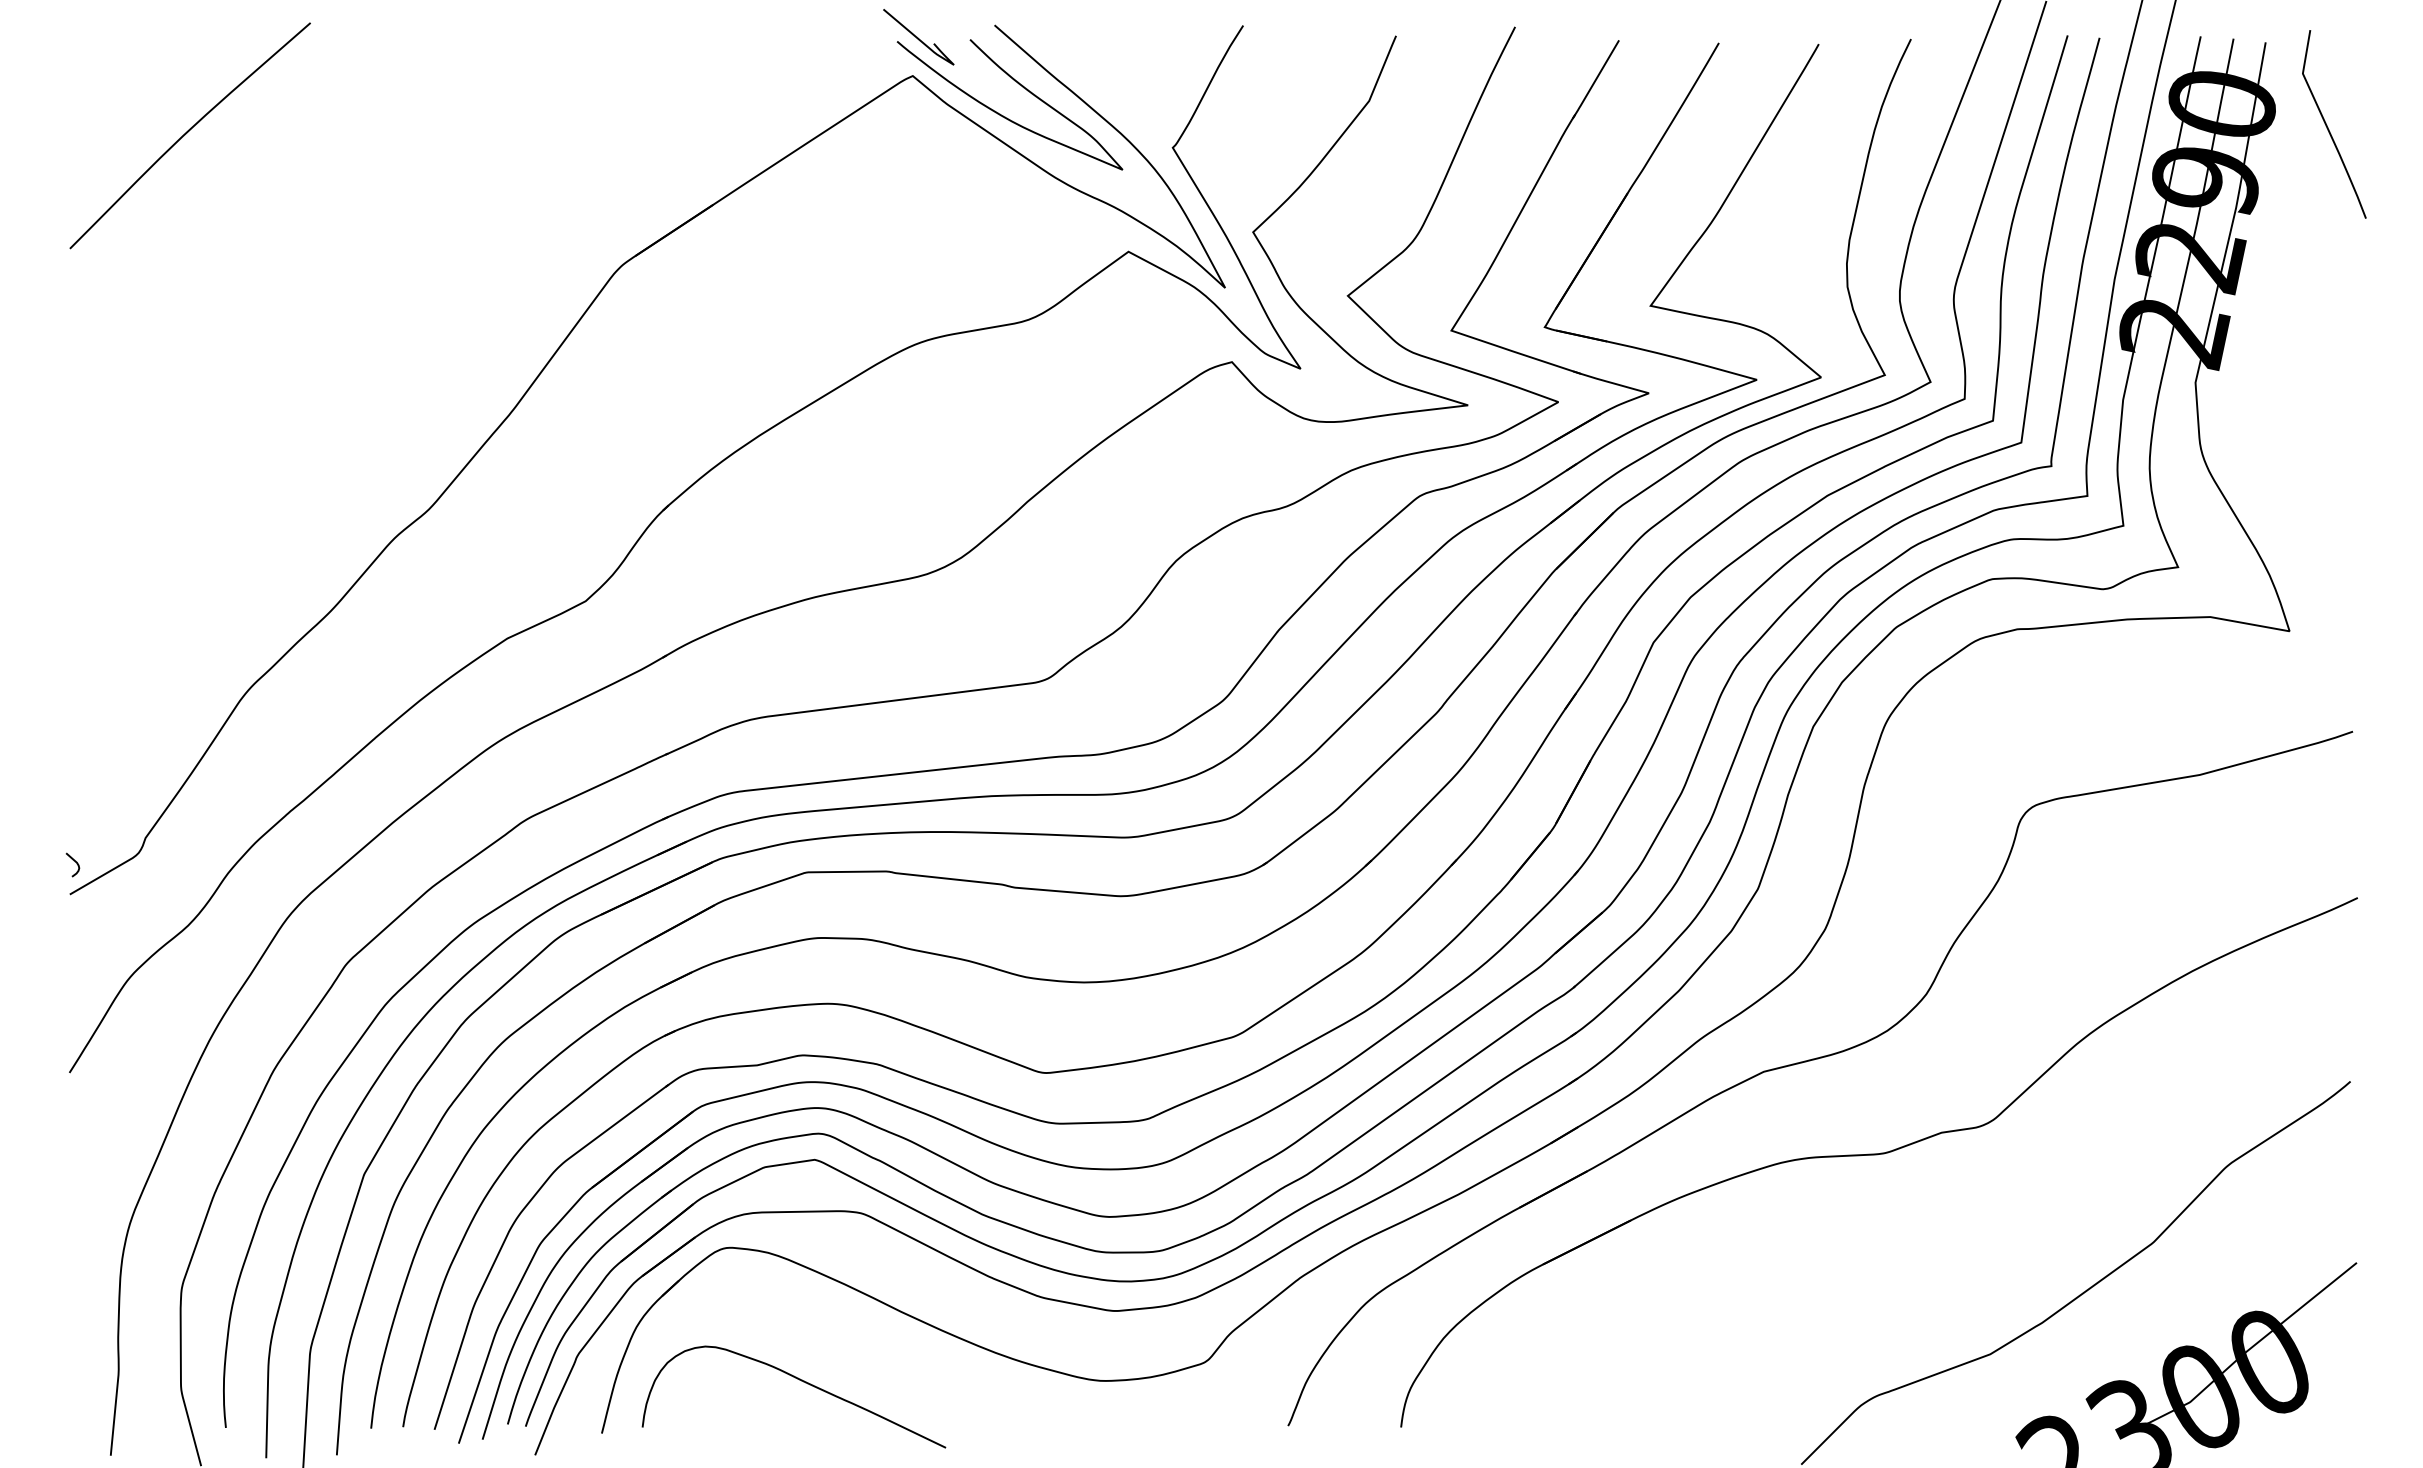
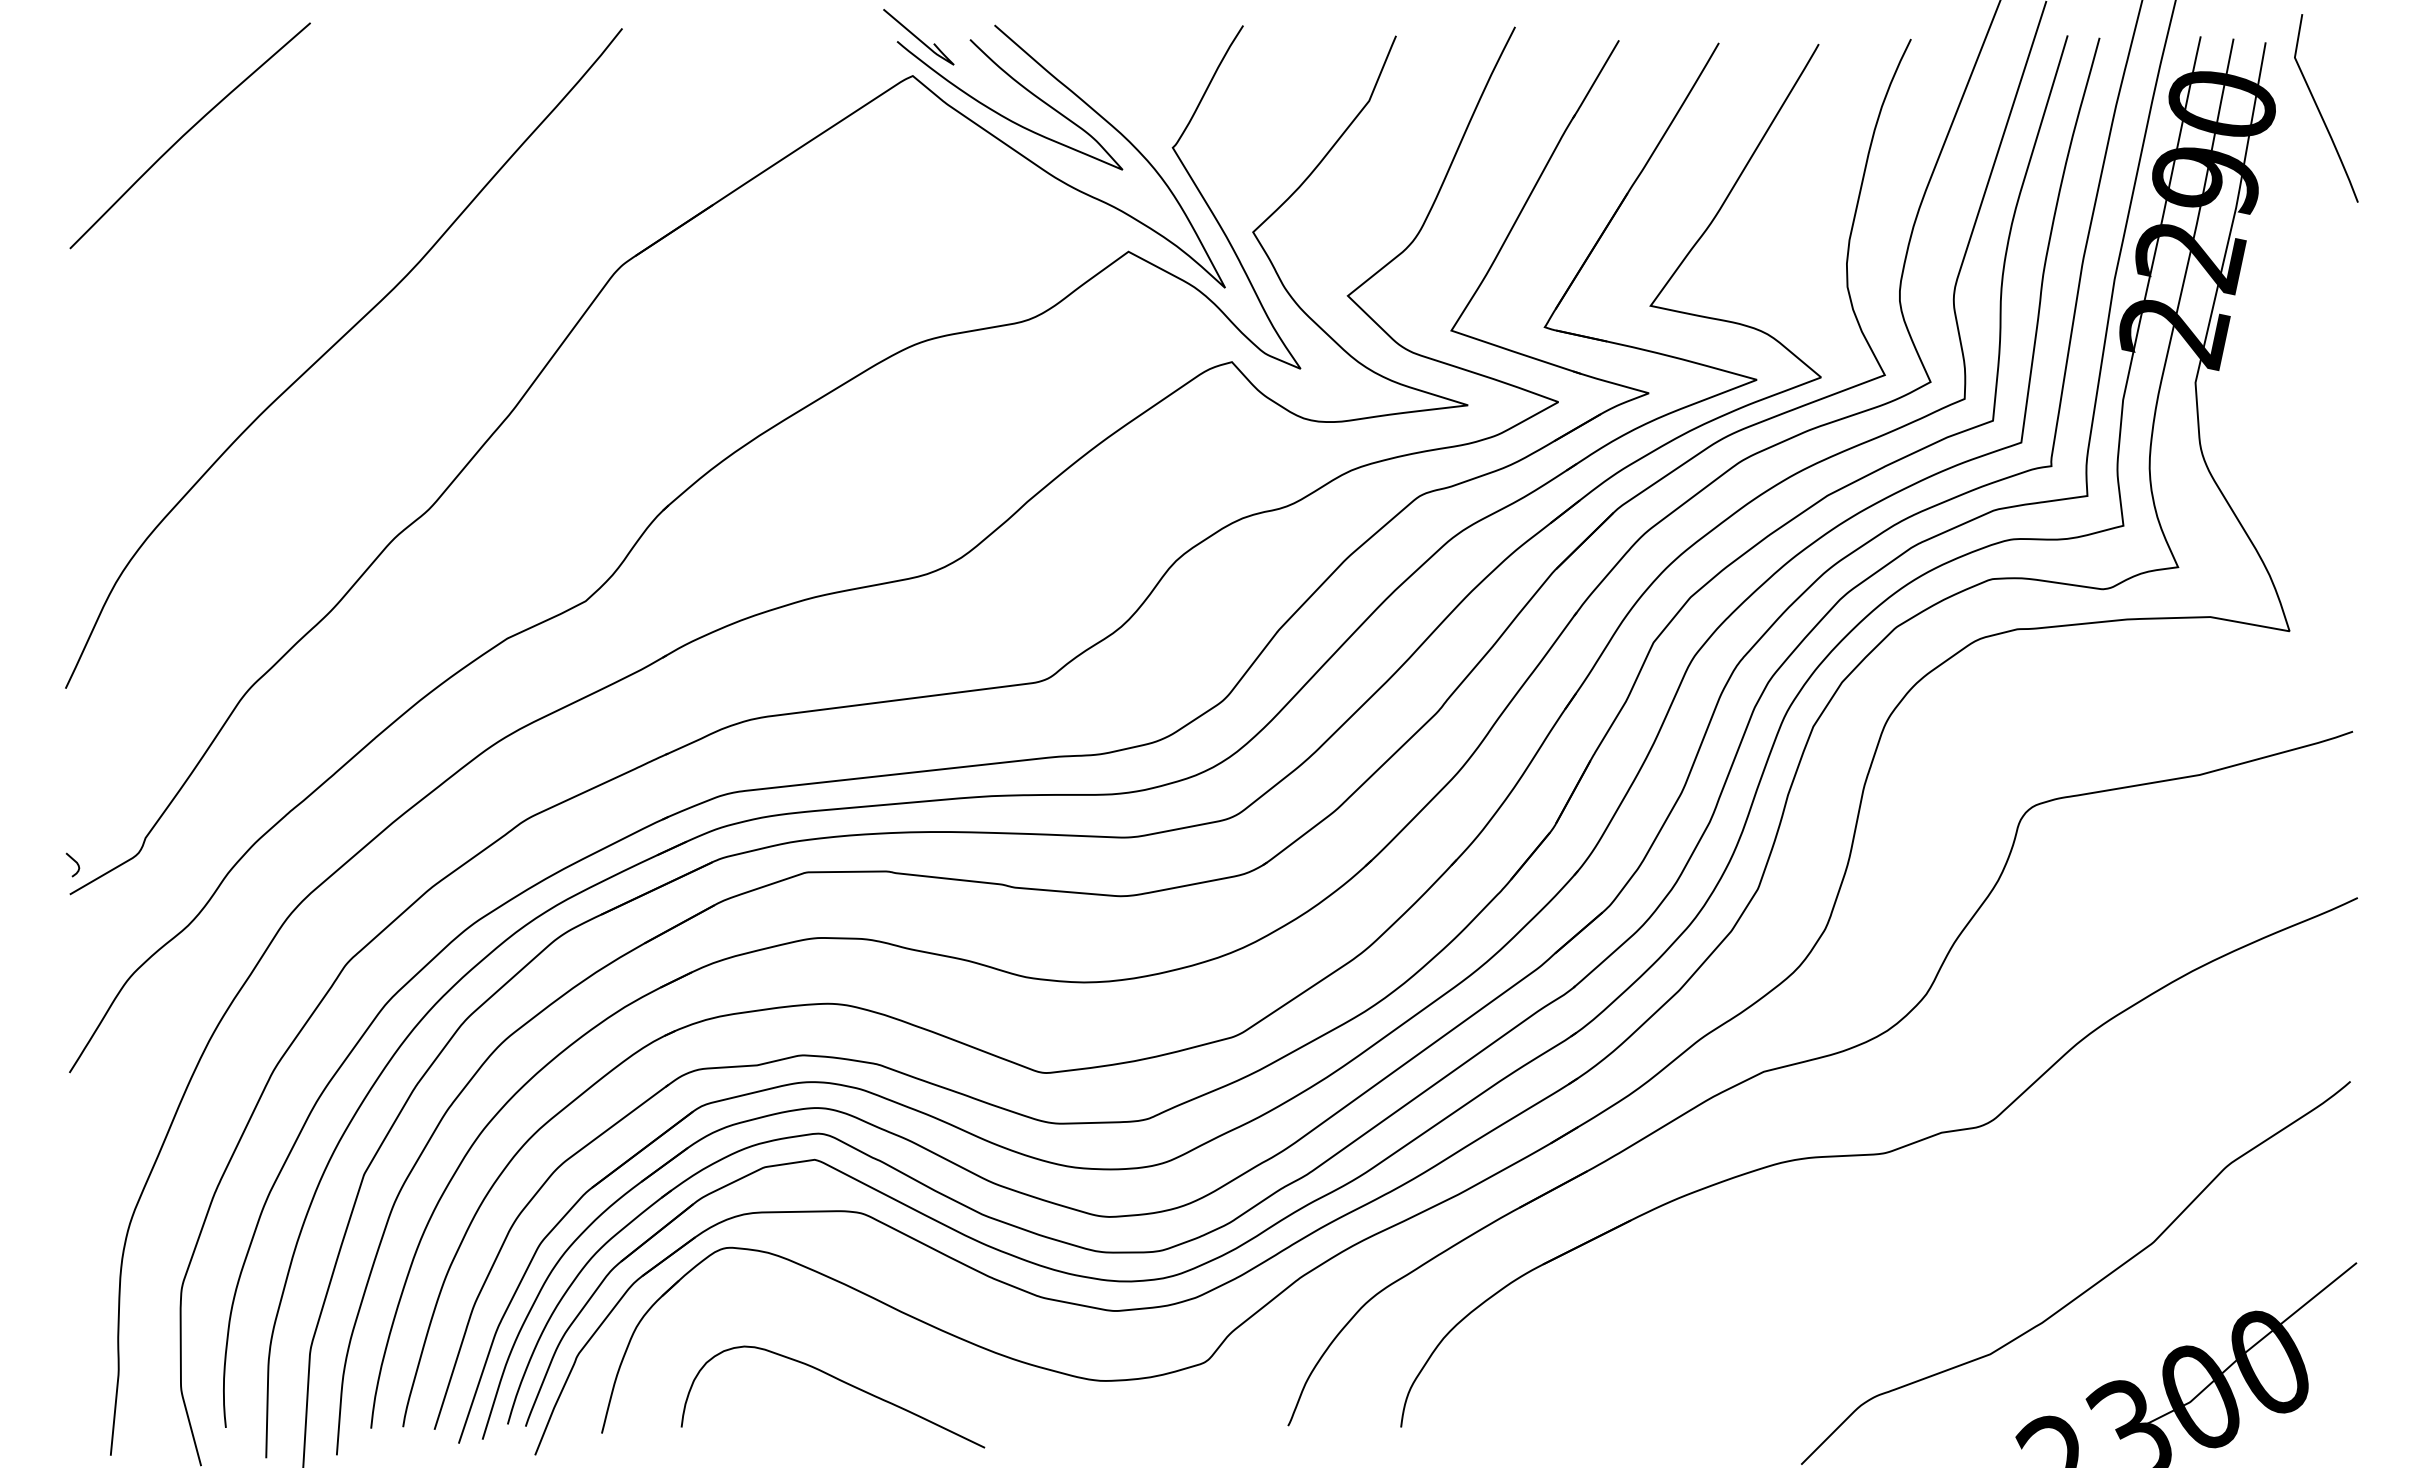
curve position: (2328, 127) -> (2320, 111) (2320, 111)
curve: none -> present (333, 347)
curve position: (801, 1381) -> (840, 1381) (840, 1381)
